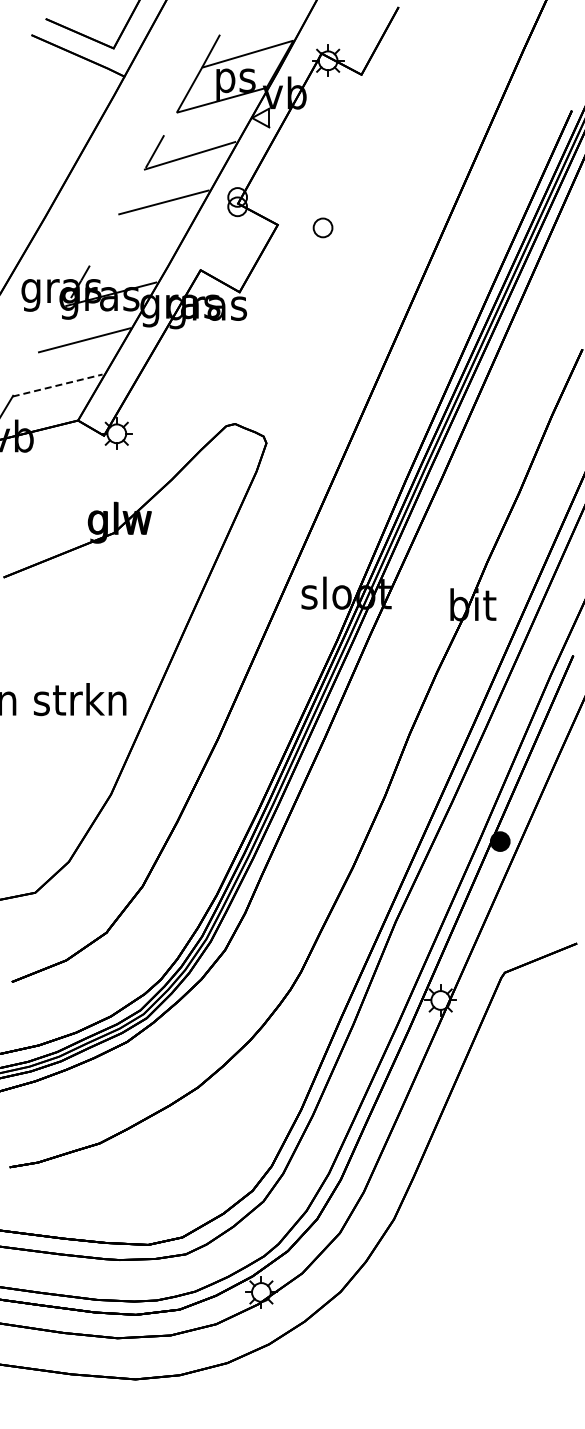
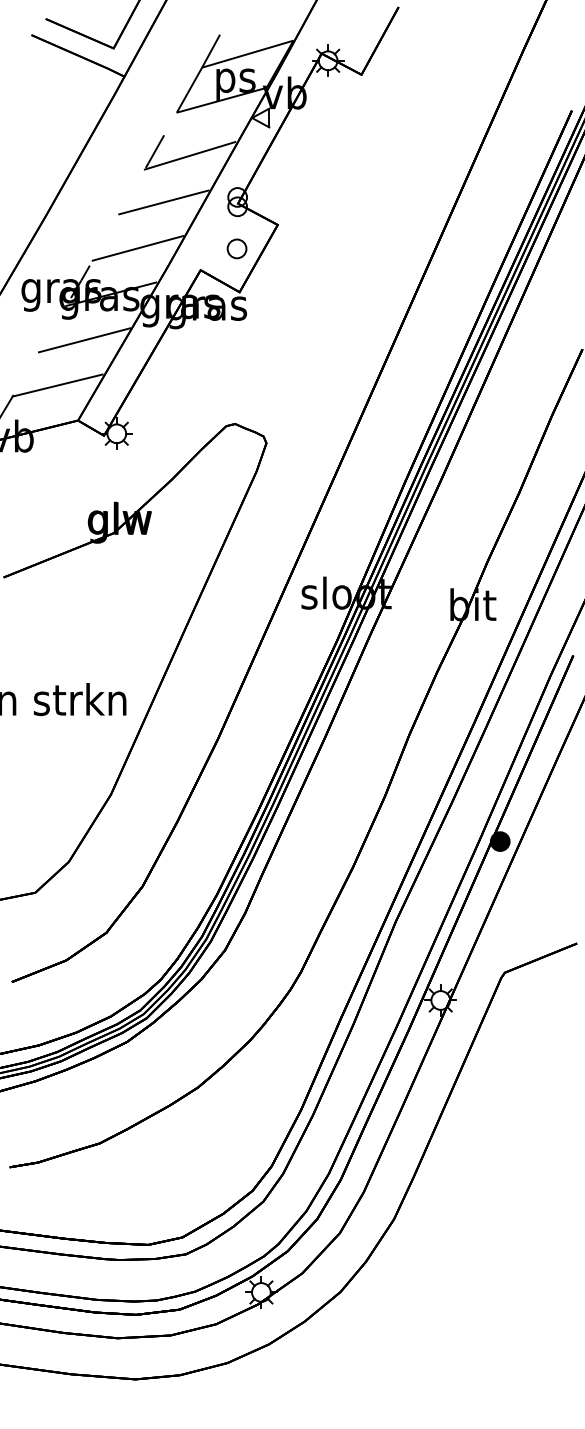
part position: (322, 227) -> (236, 248) (236, 248)
line: none -> present (137, 248)
line: dashed -> solid (58, 385)
